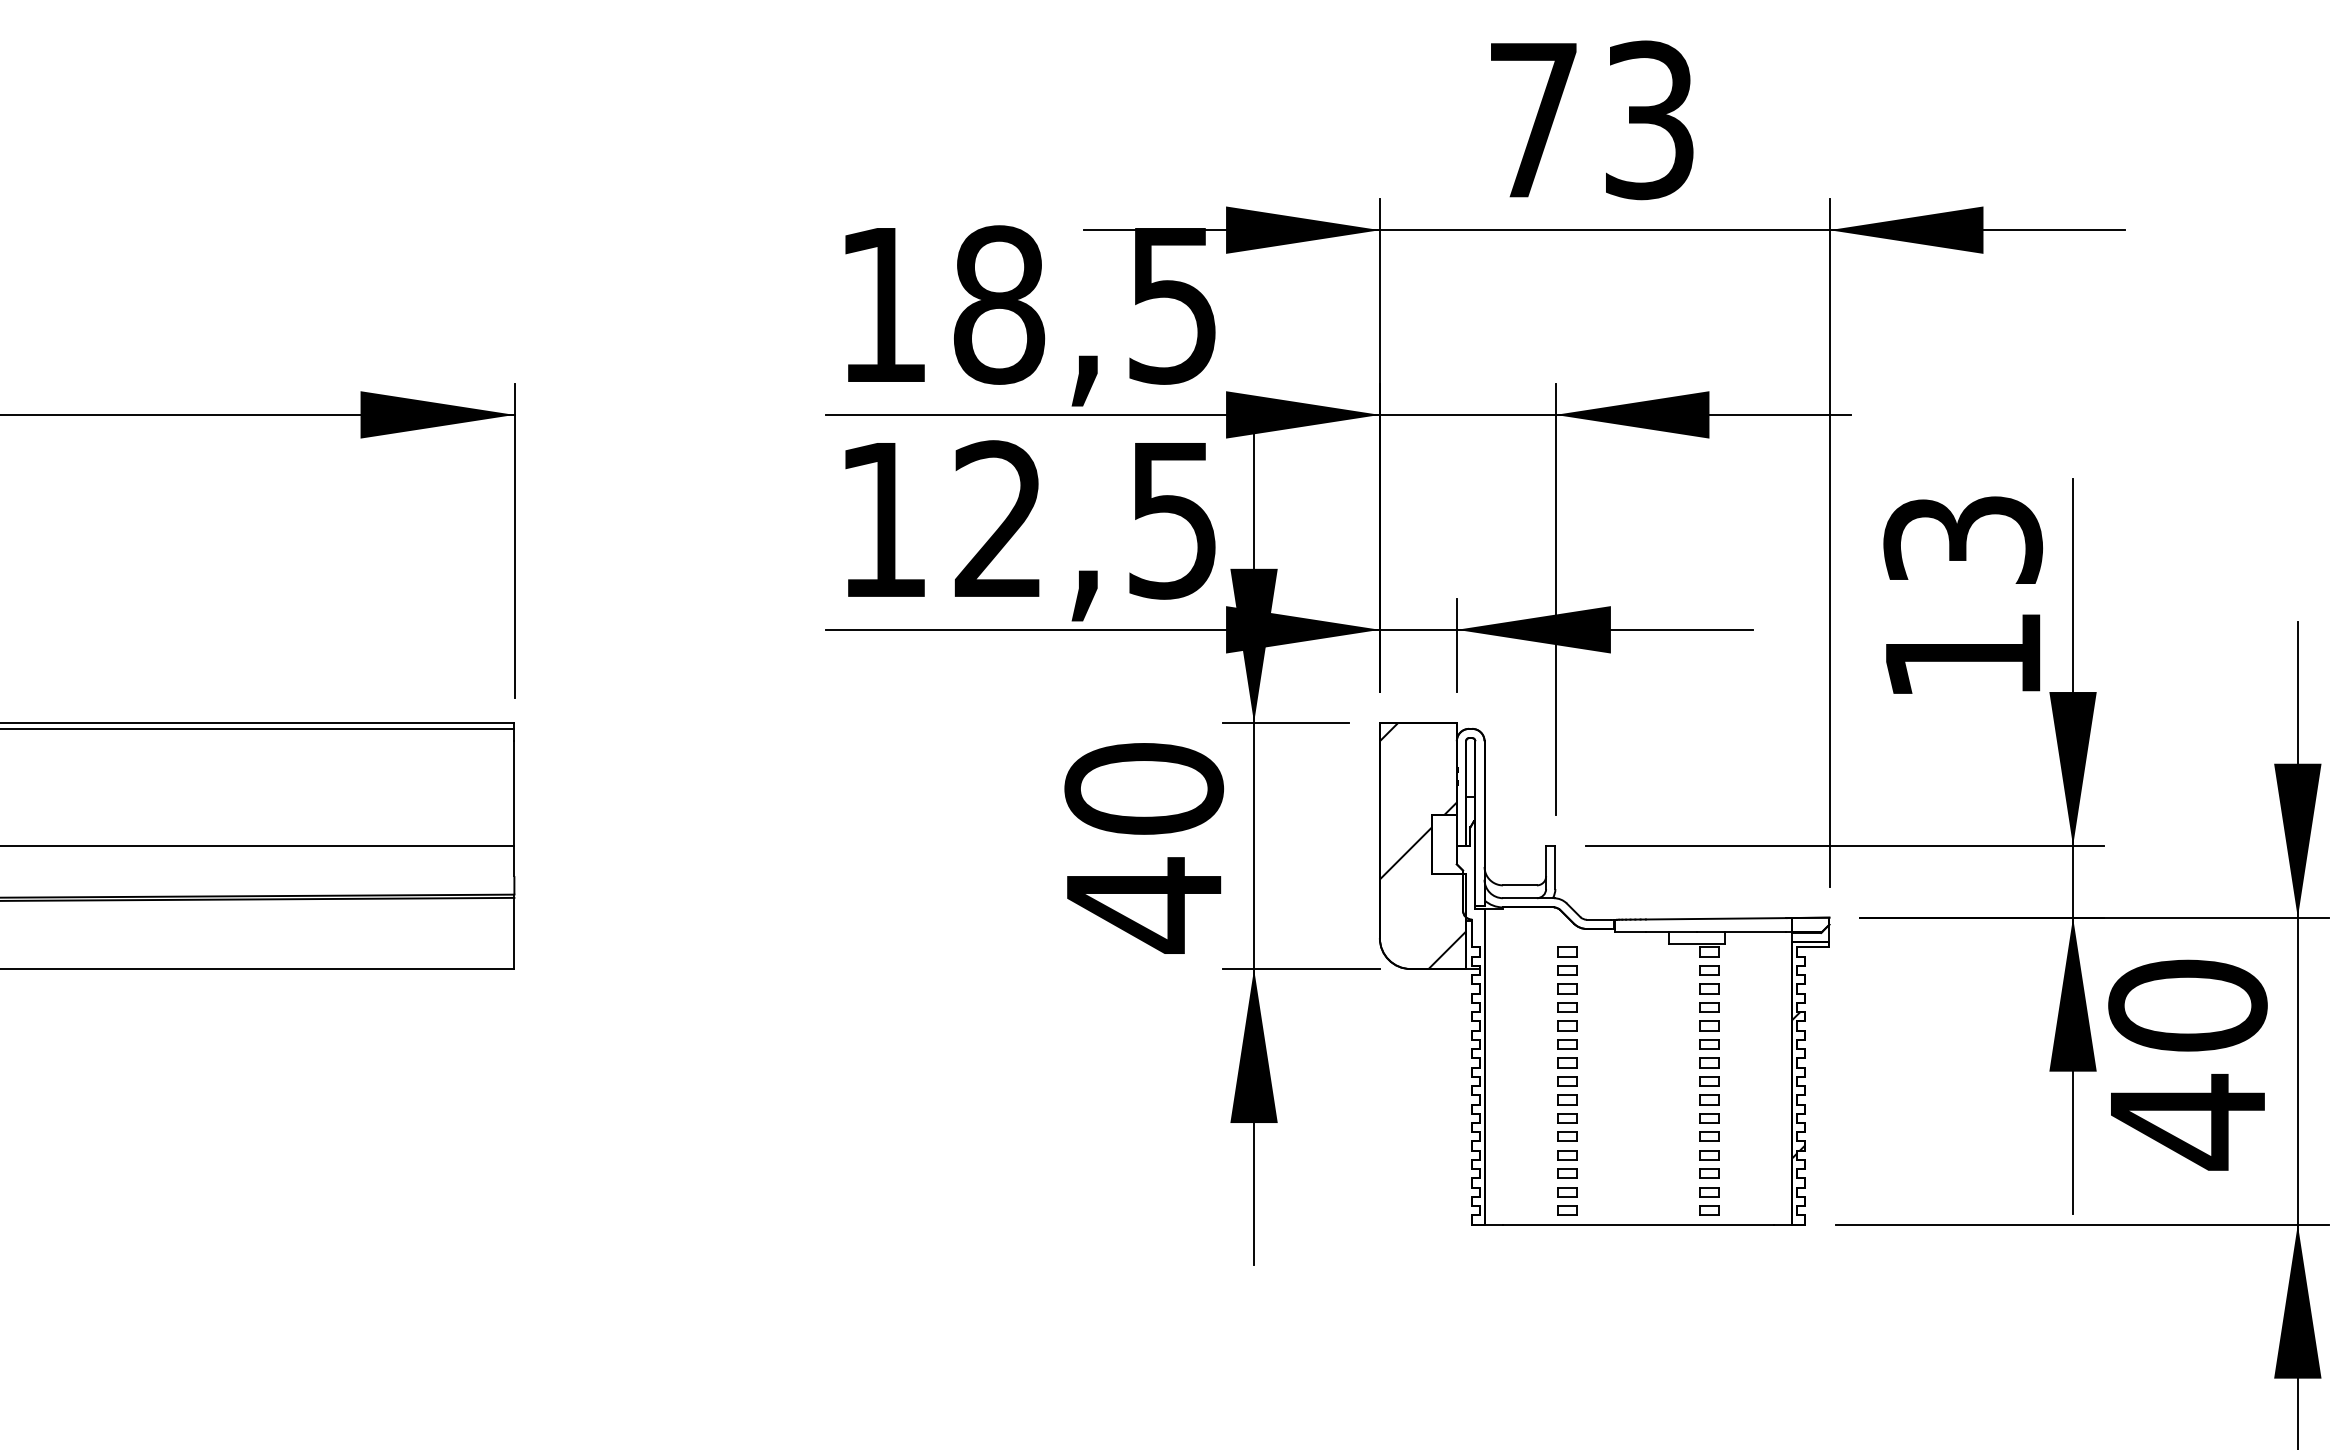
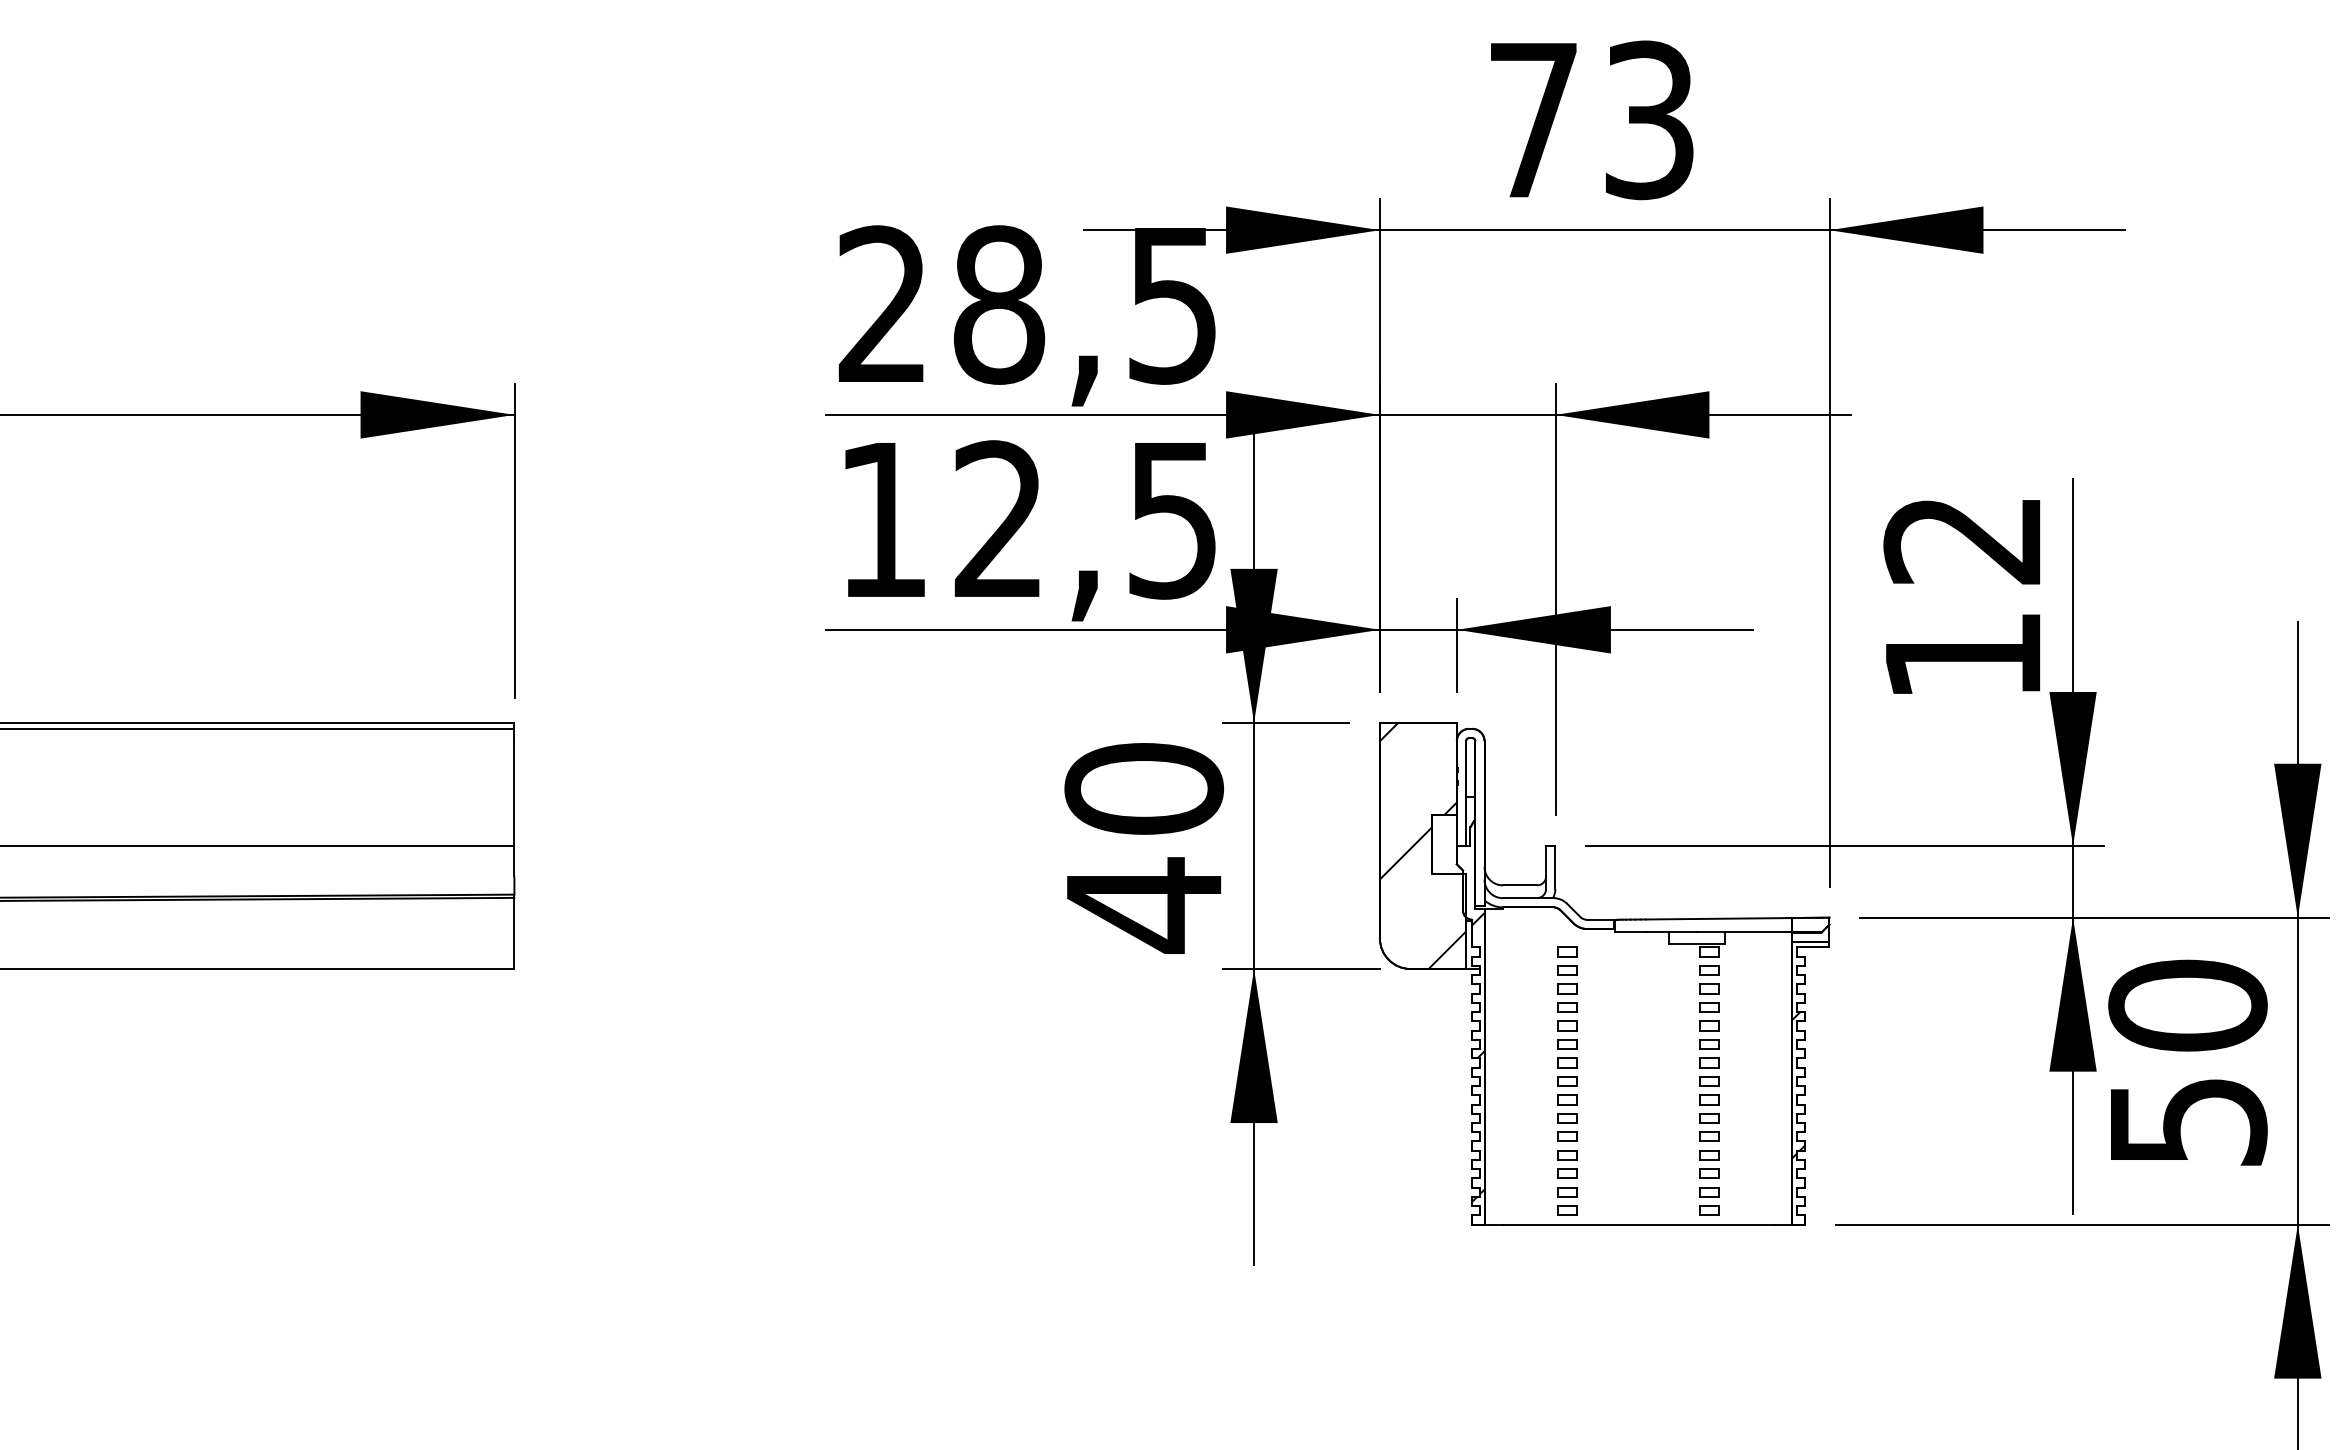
text: 18,5 -> 28,5 (881, 303)
text: 13 -> 12 (1963, 540)
hatch: none -> present (1478, 1057)
text: 40 -> 50 (2189, 1122)
